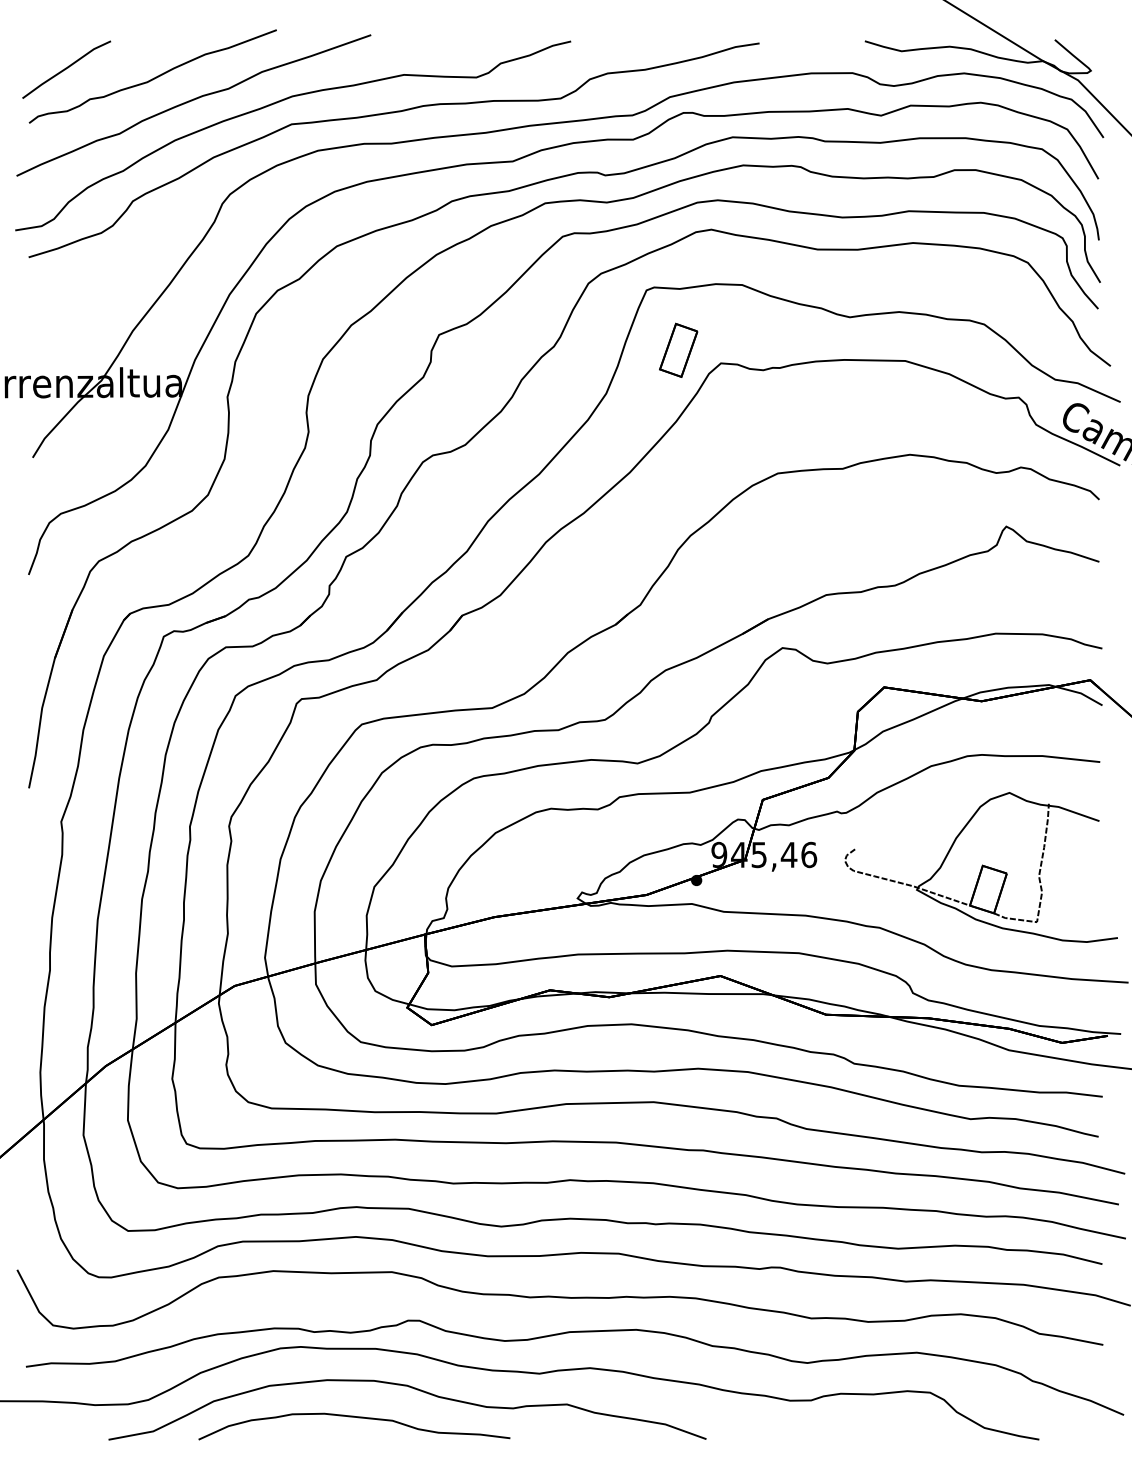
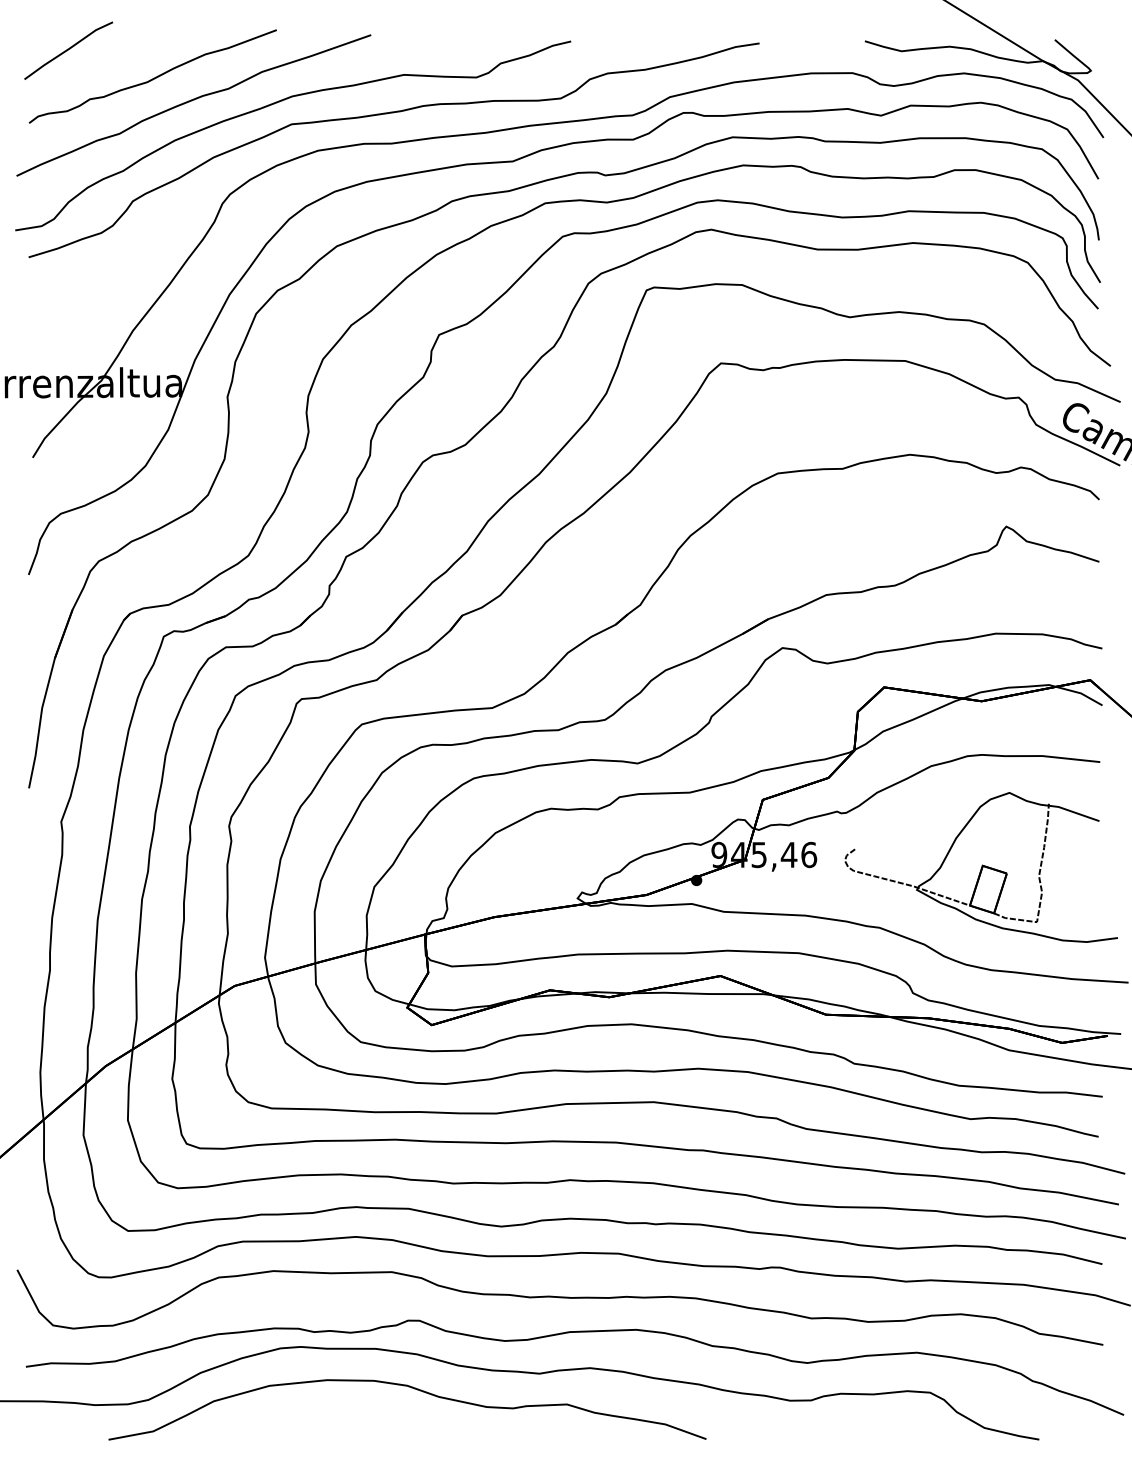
line position: (66, 69) -> (68, 50) (68, 50)
part: present -> none (678, 349)
curve: present -> none (358, 1418)
